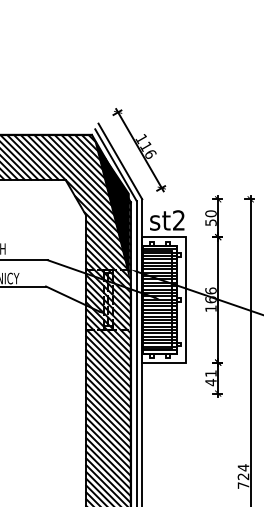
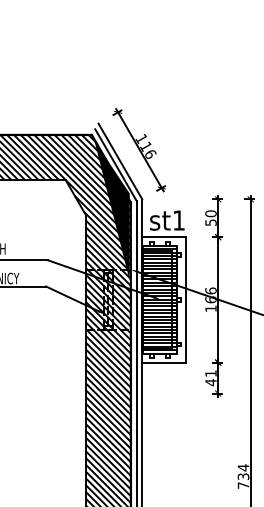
text: st2 -> st1 (178, 220)
text: 724 -> 734 (243, 476)
